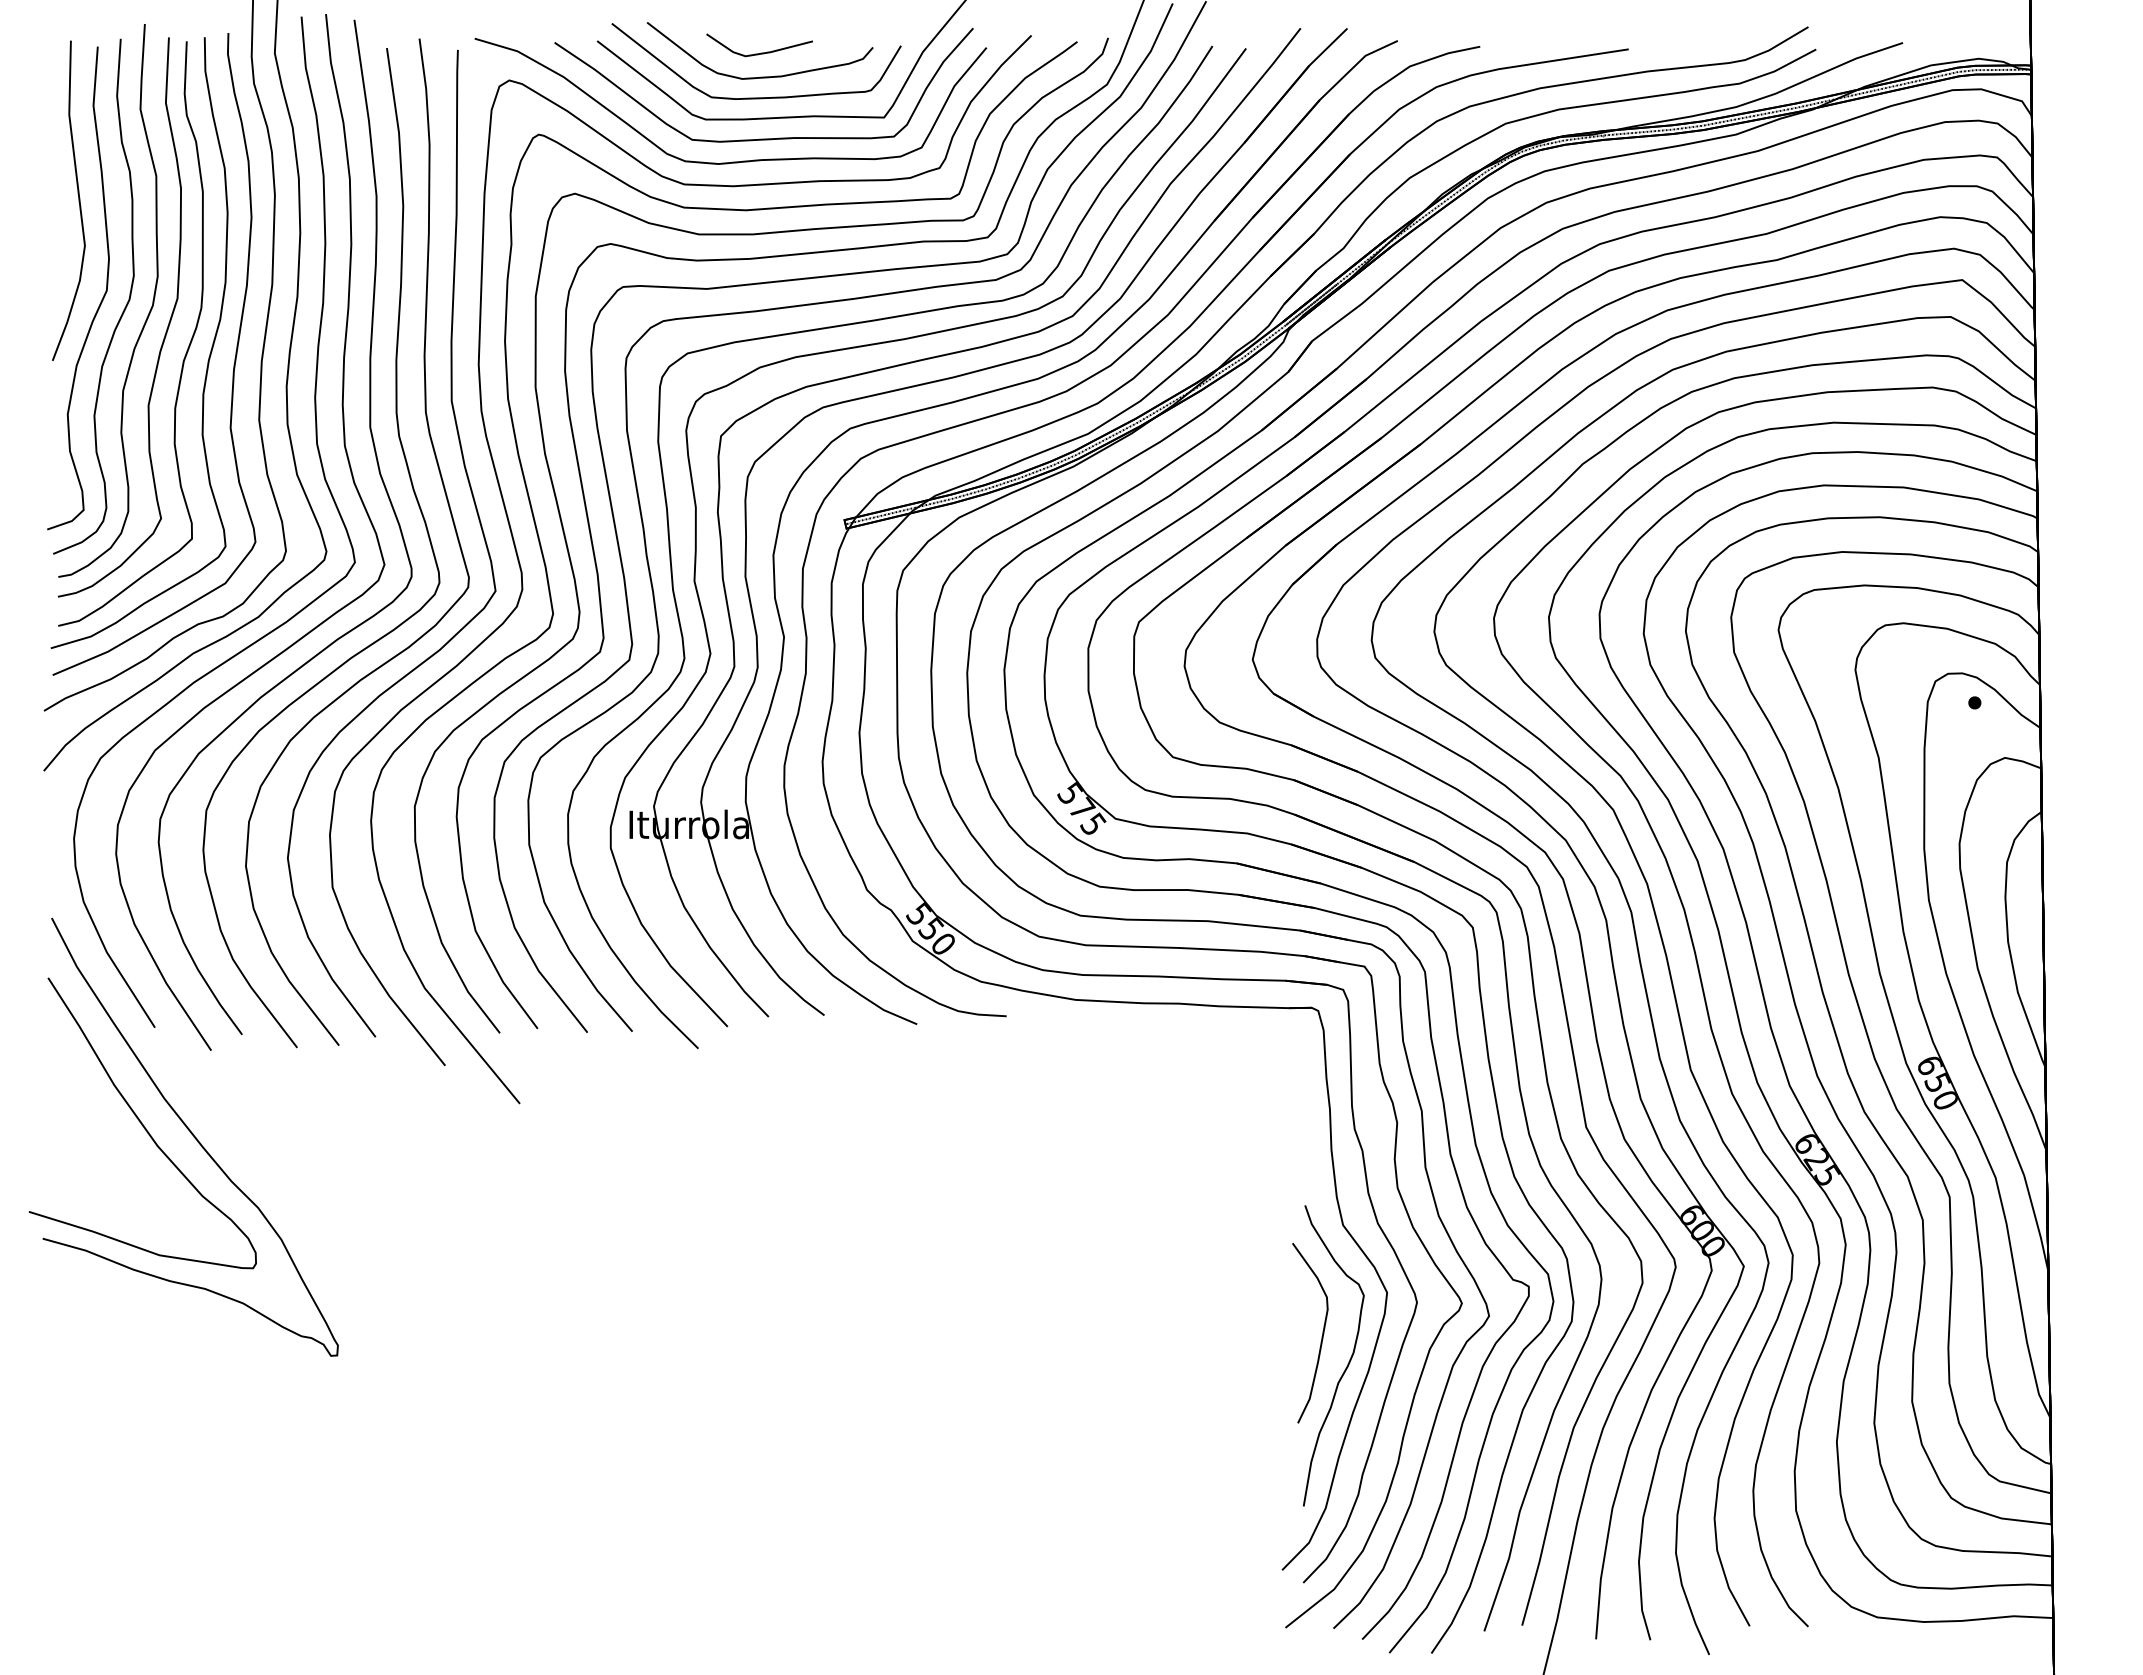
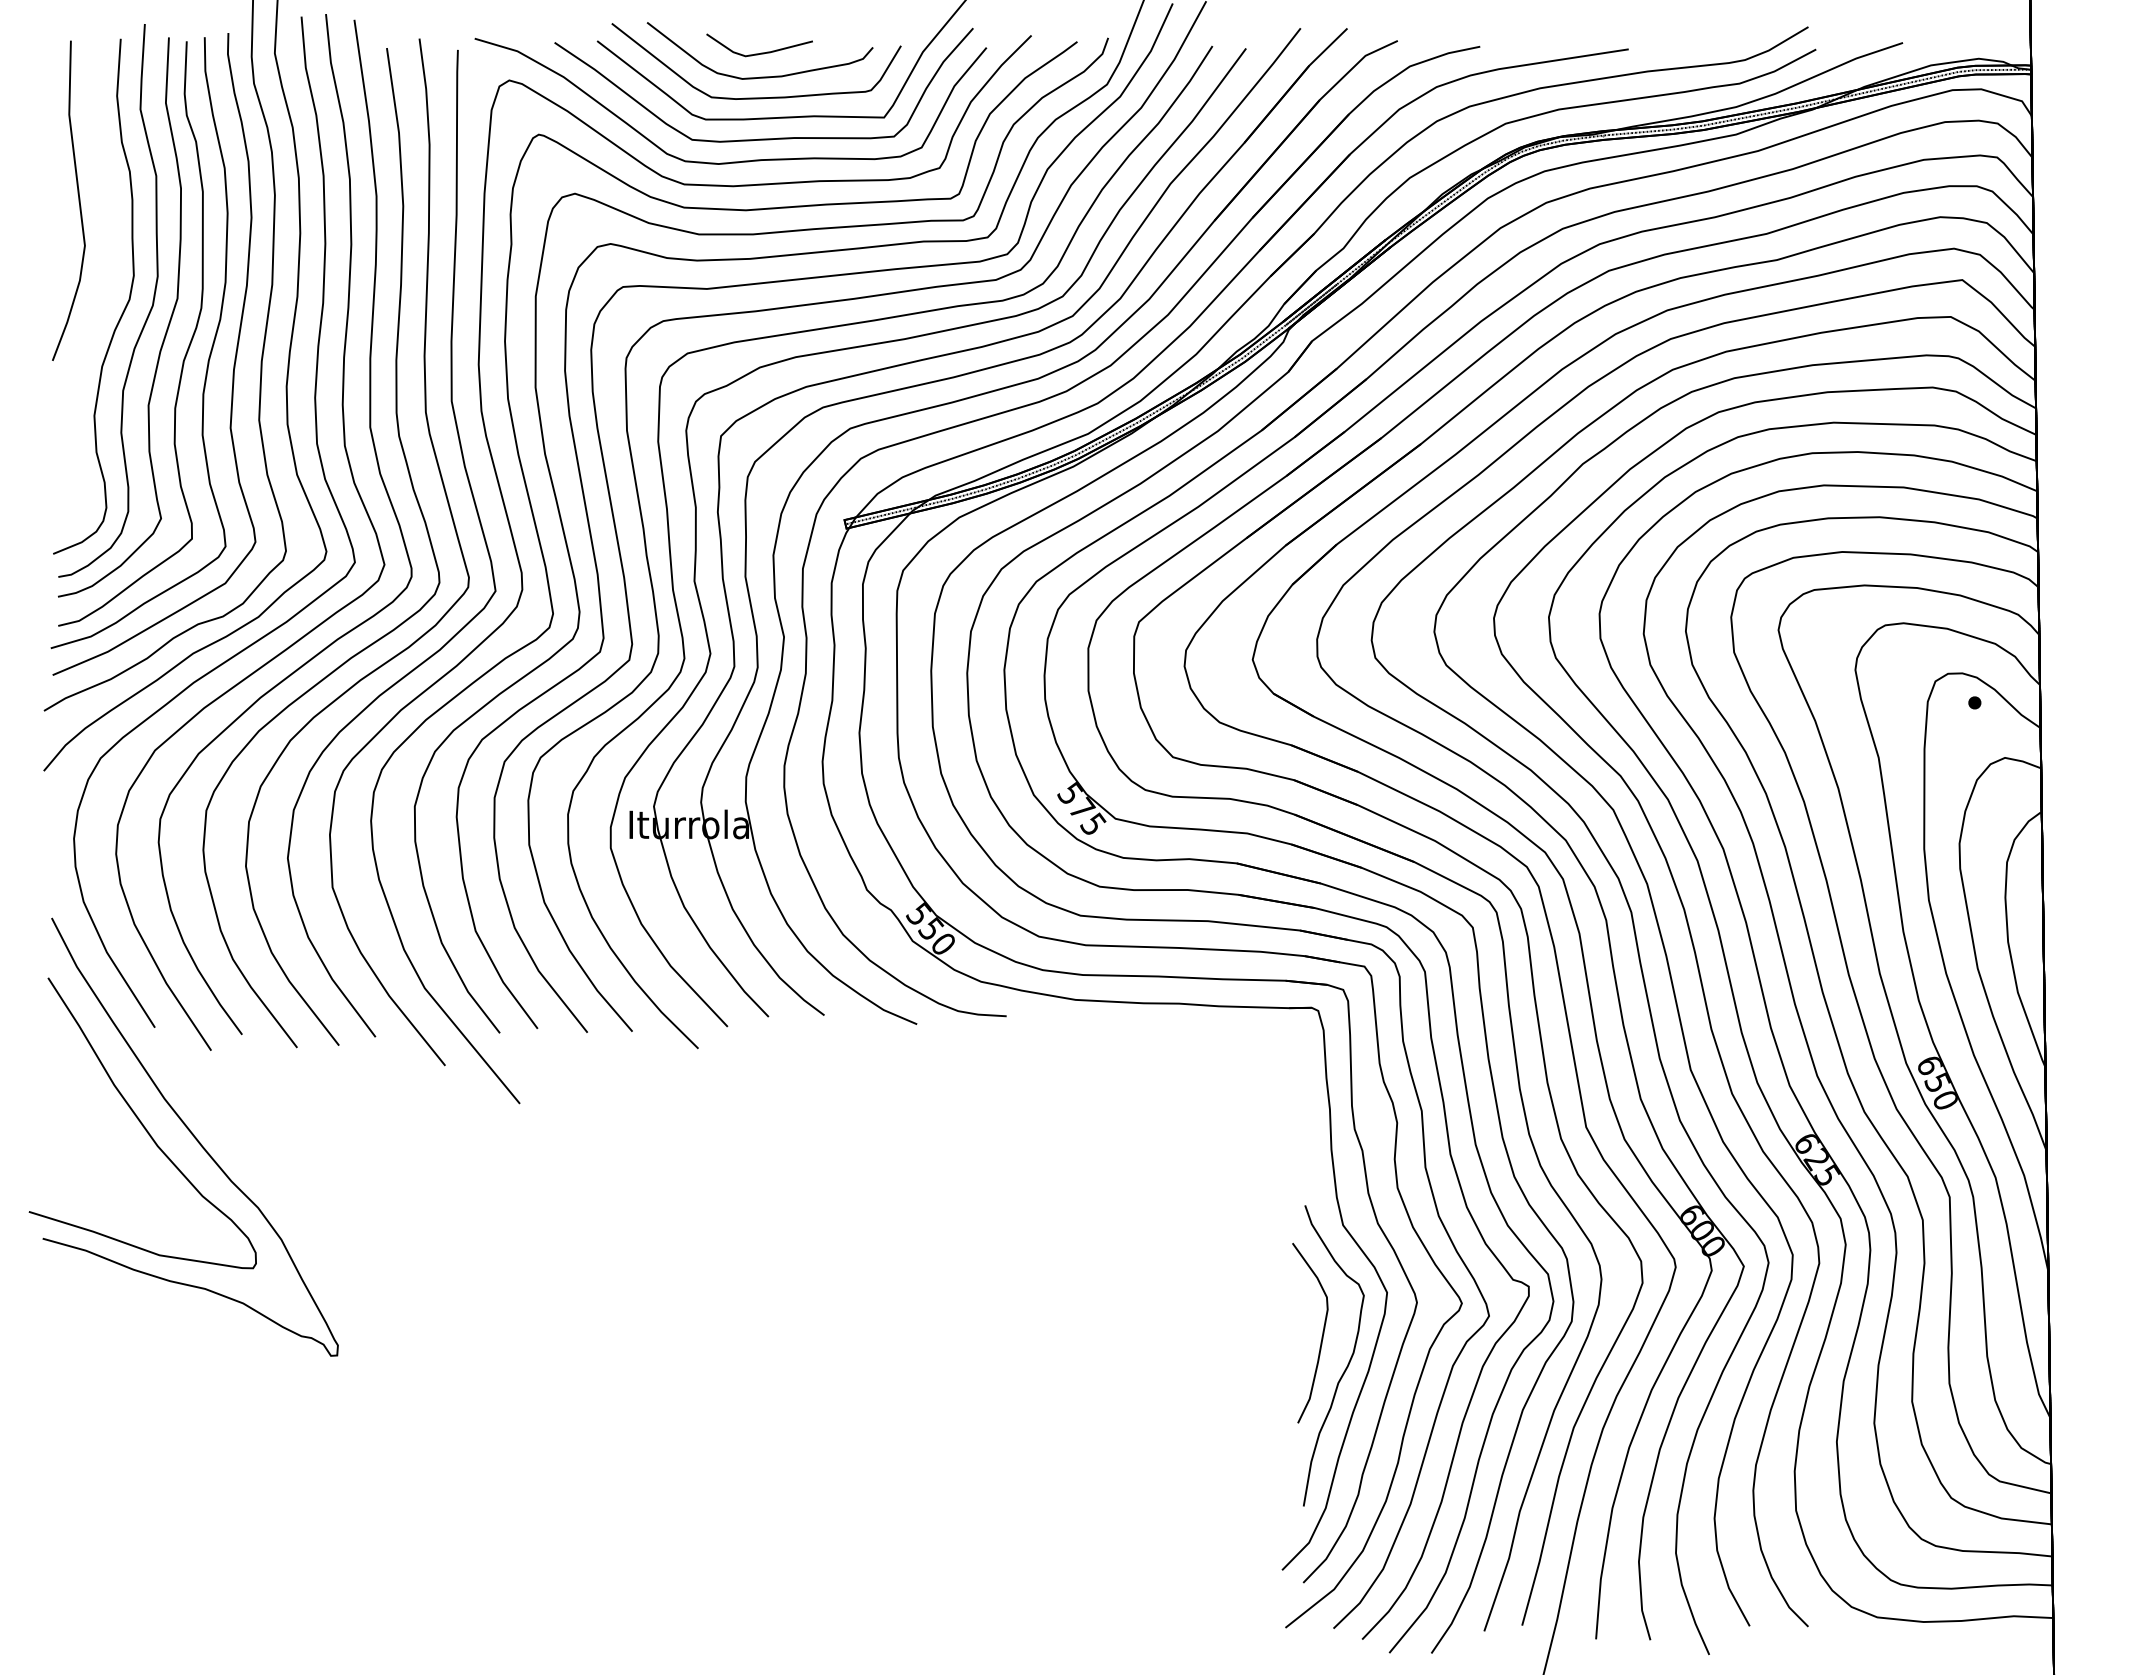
curve: present -> none (101, 299)
